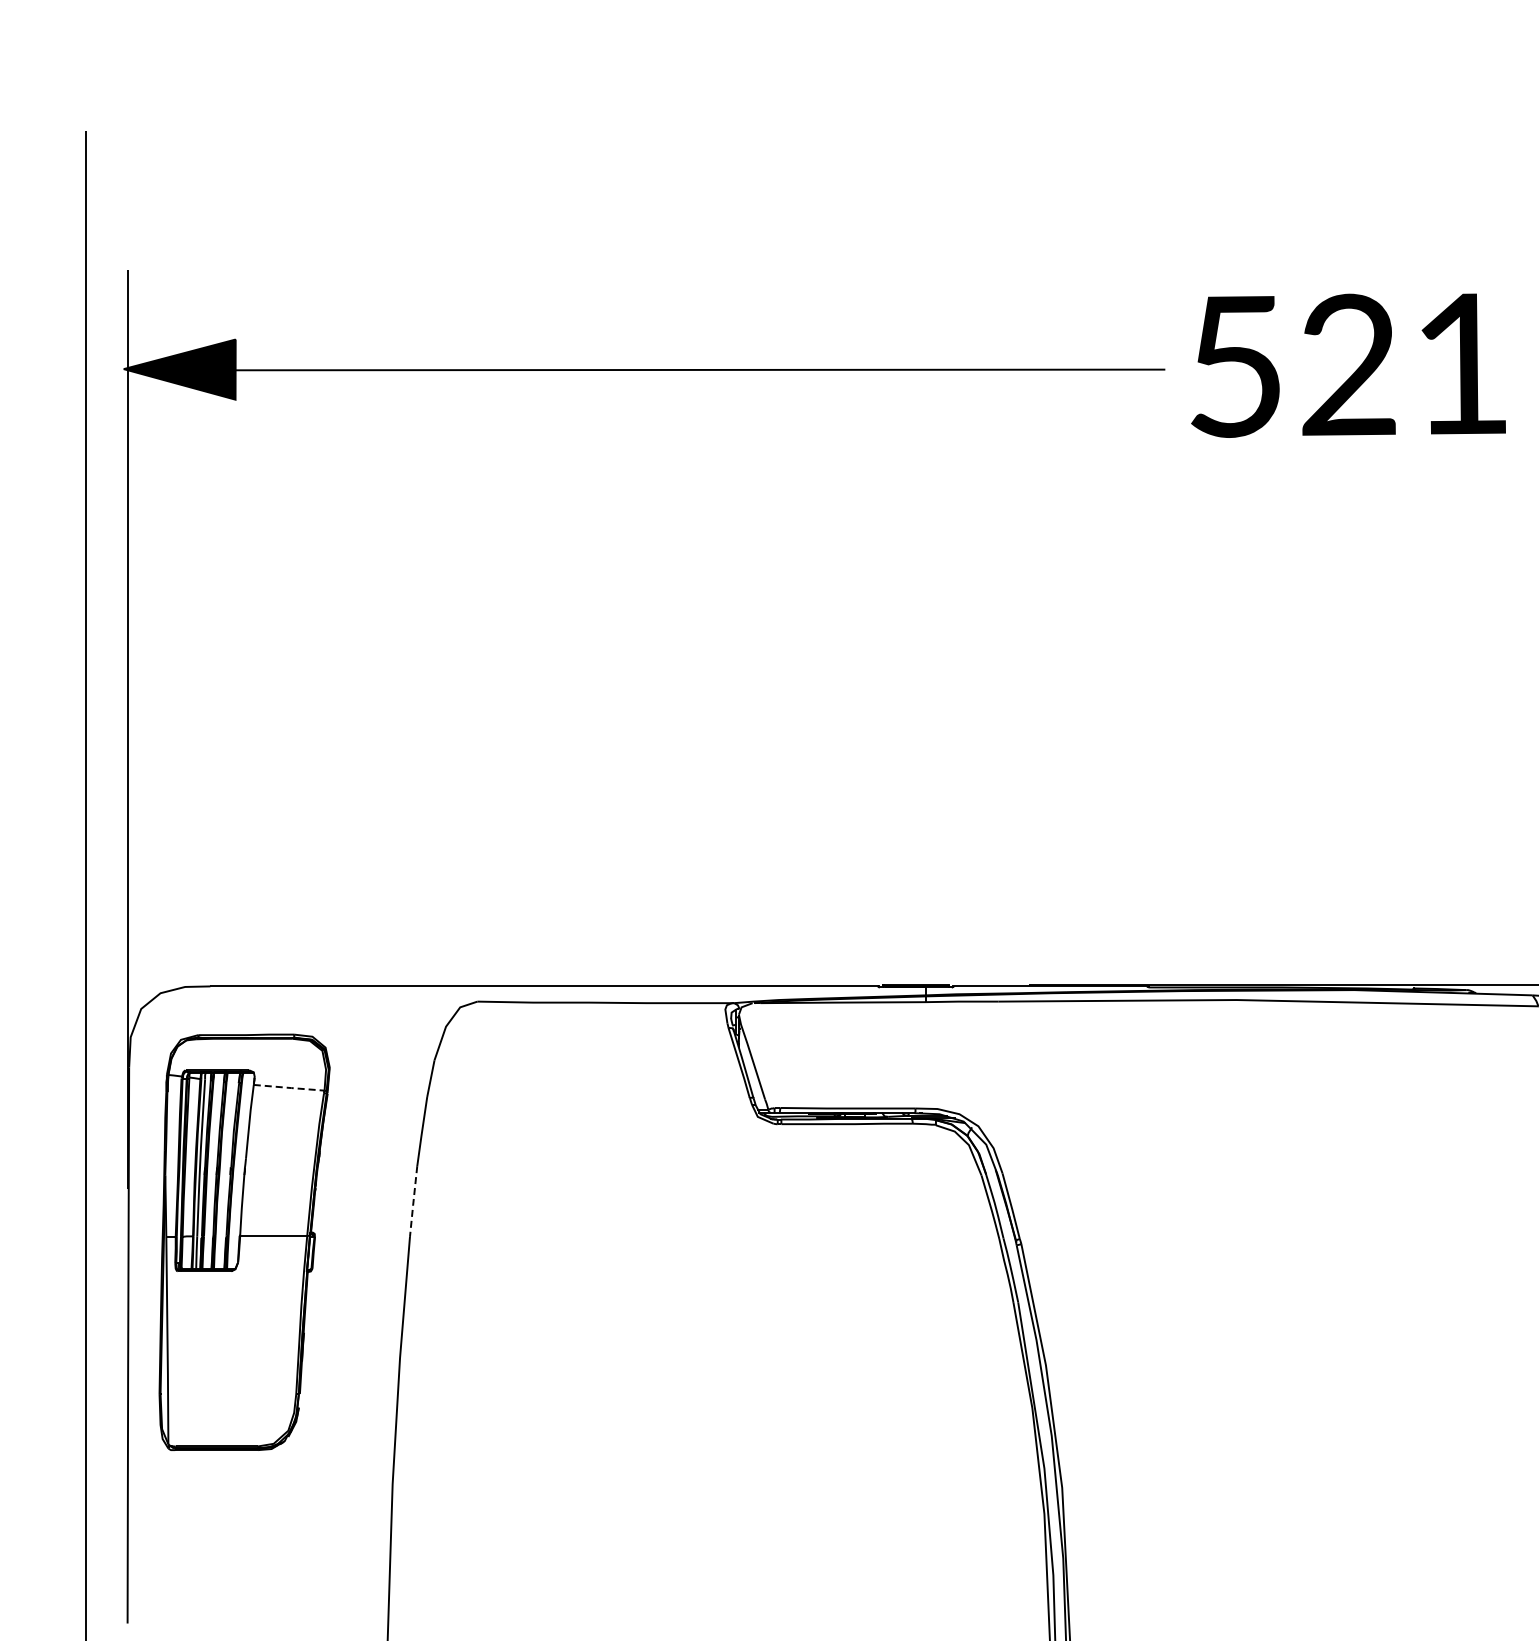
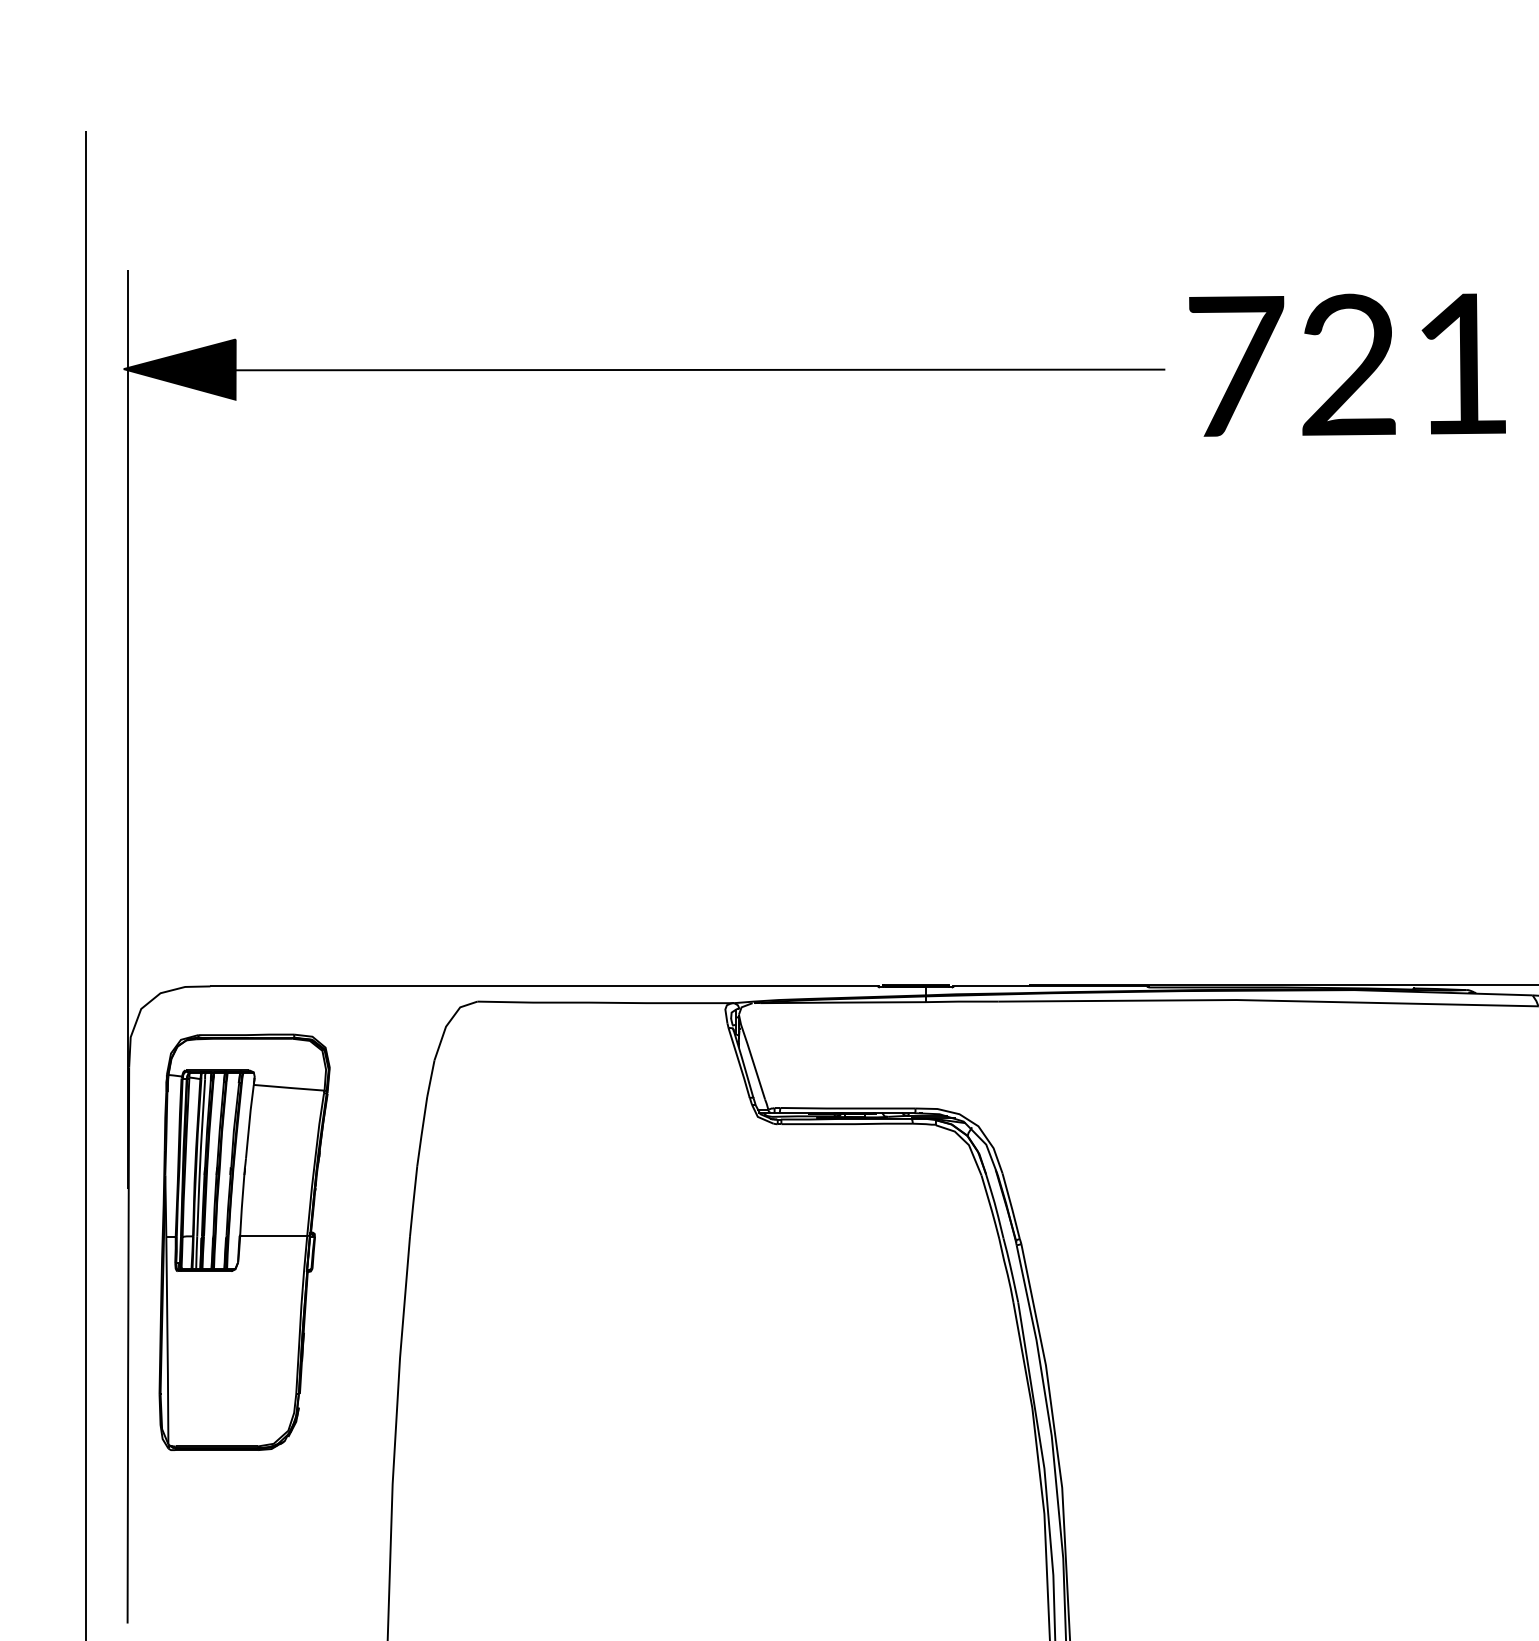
text: 521 -> 721 (1236, 366)
line: dashed -> solid (290, 1087)
line: dashed -> solid (413, 1202)
